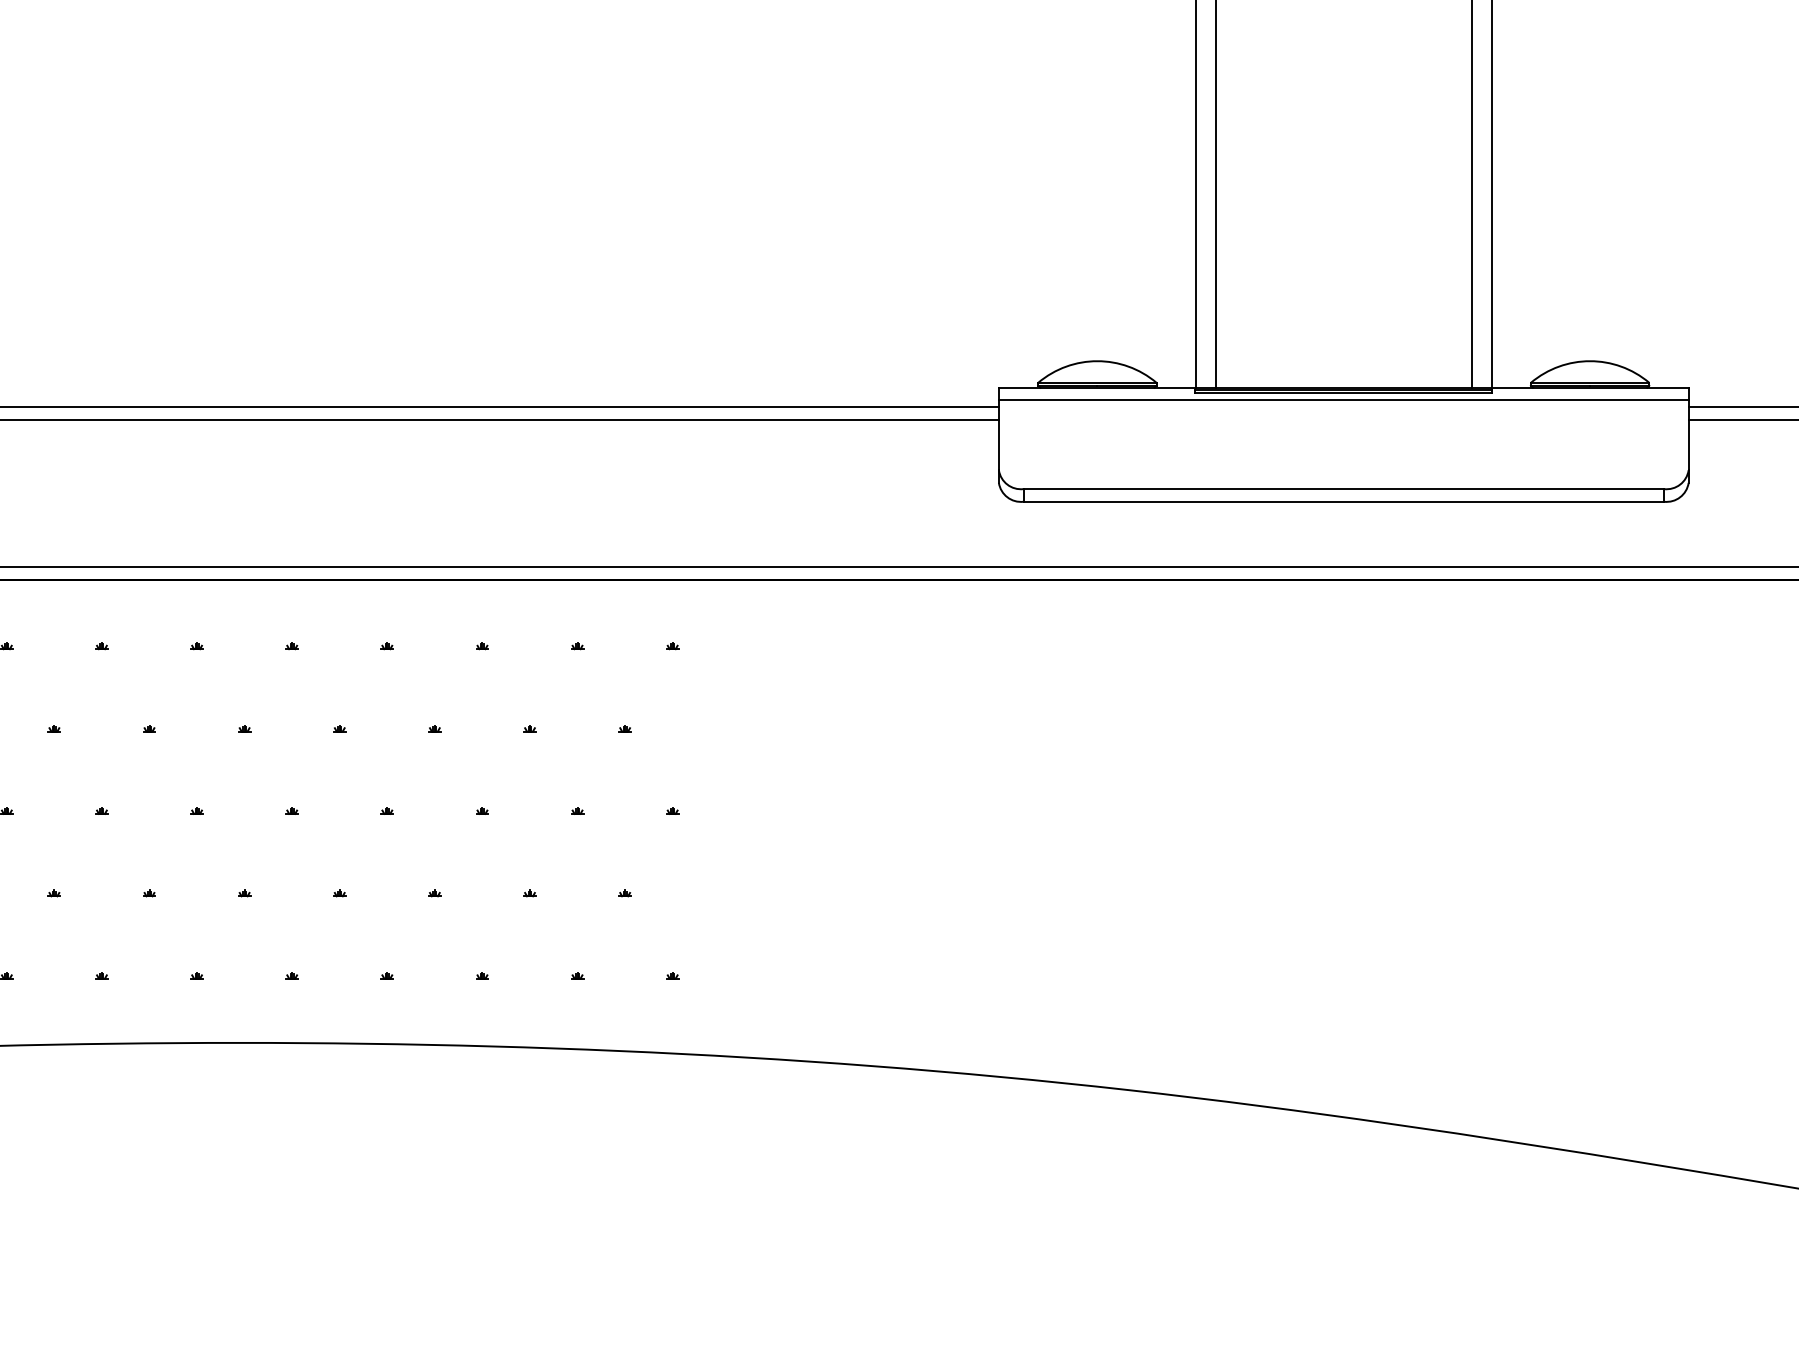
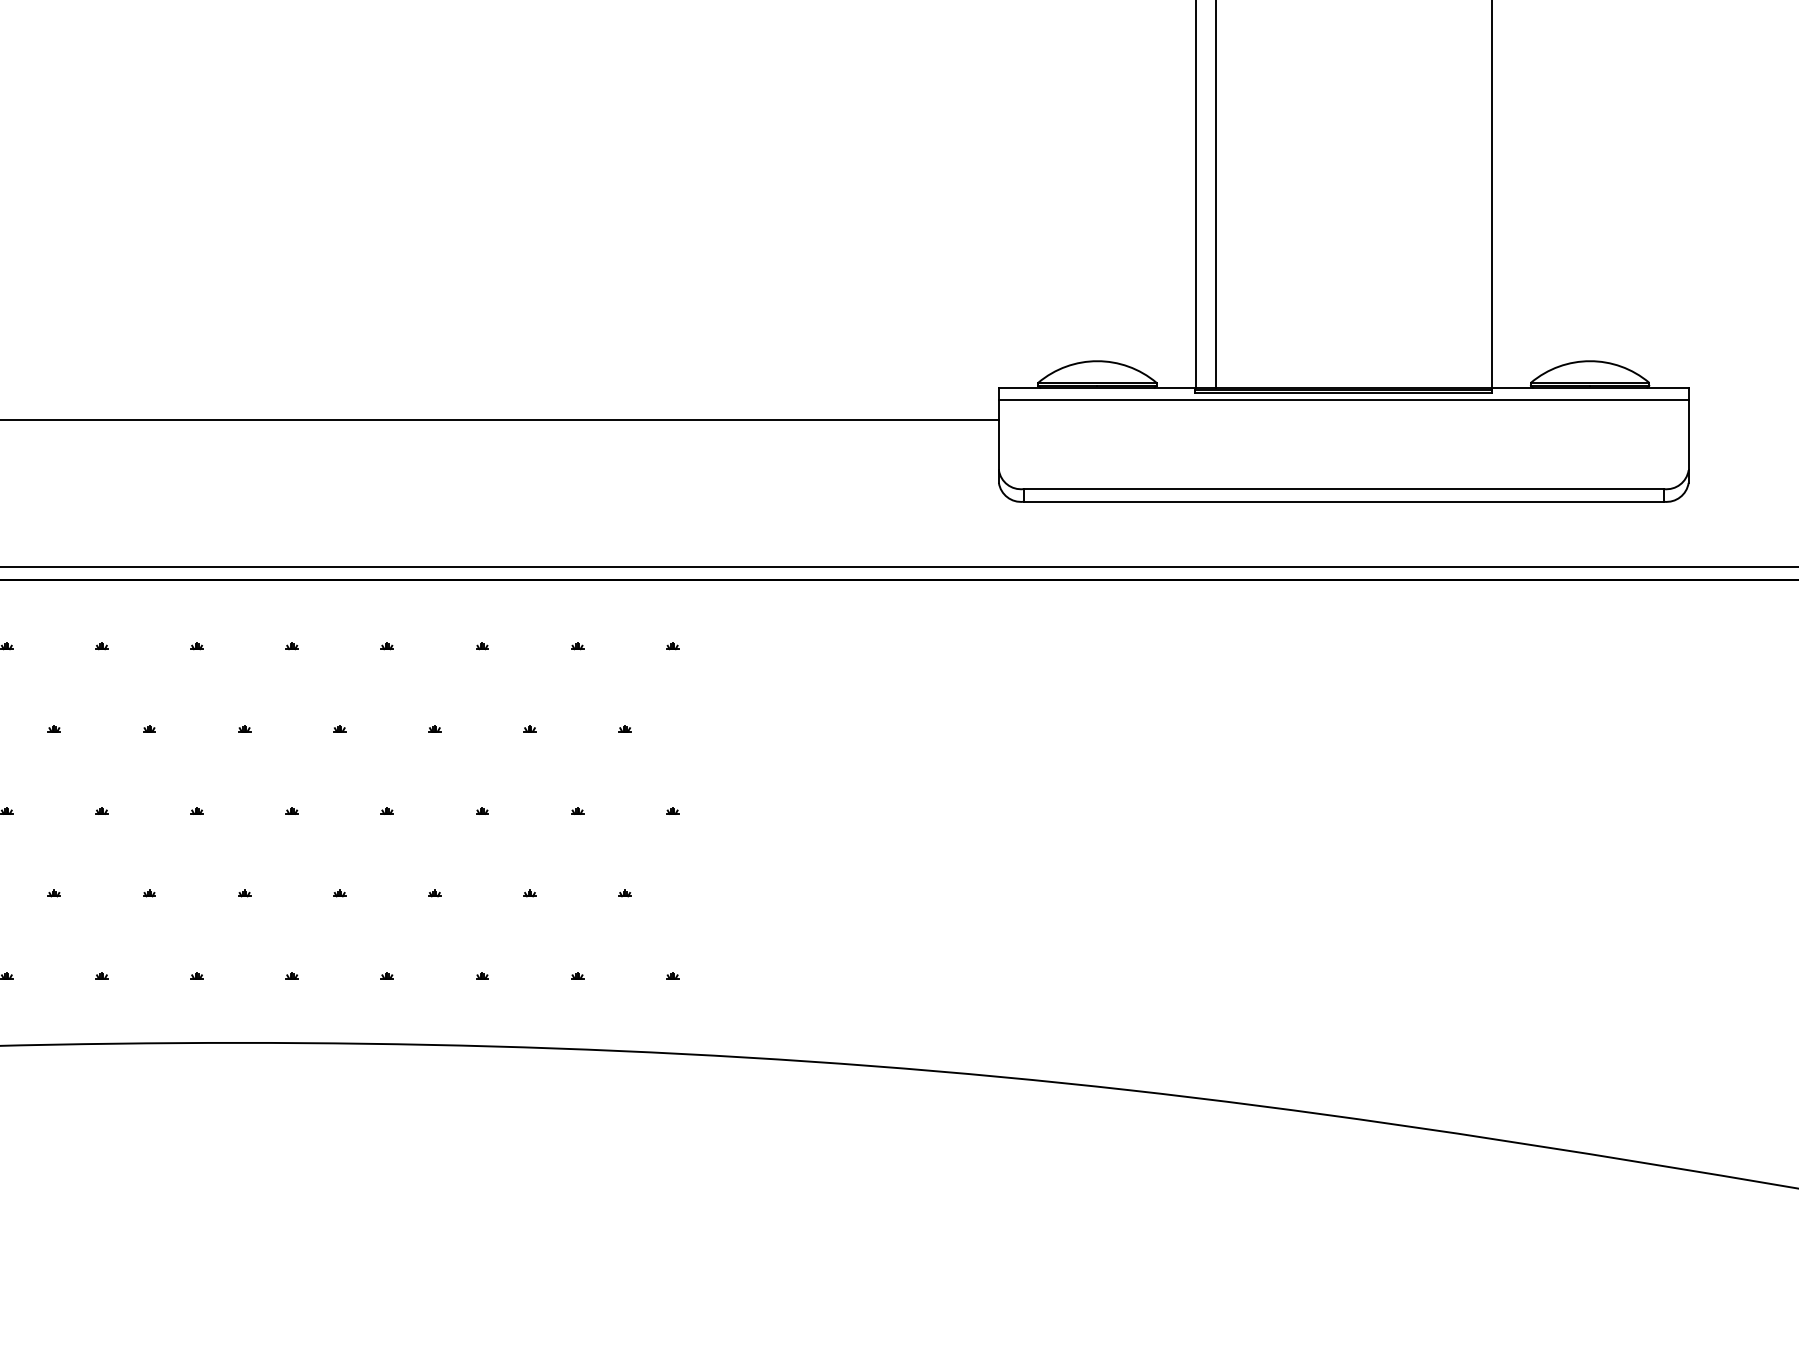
line: present -> none (1471, 194)
line: present -> none (500, 407)
line: present -> none (1741, 407)
line: present -> none (1741, 419)
